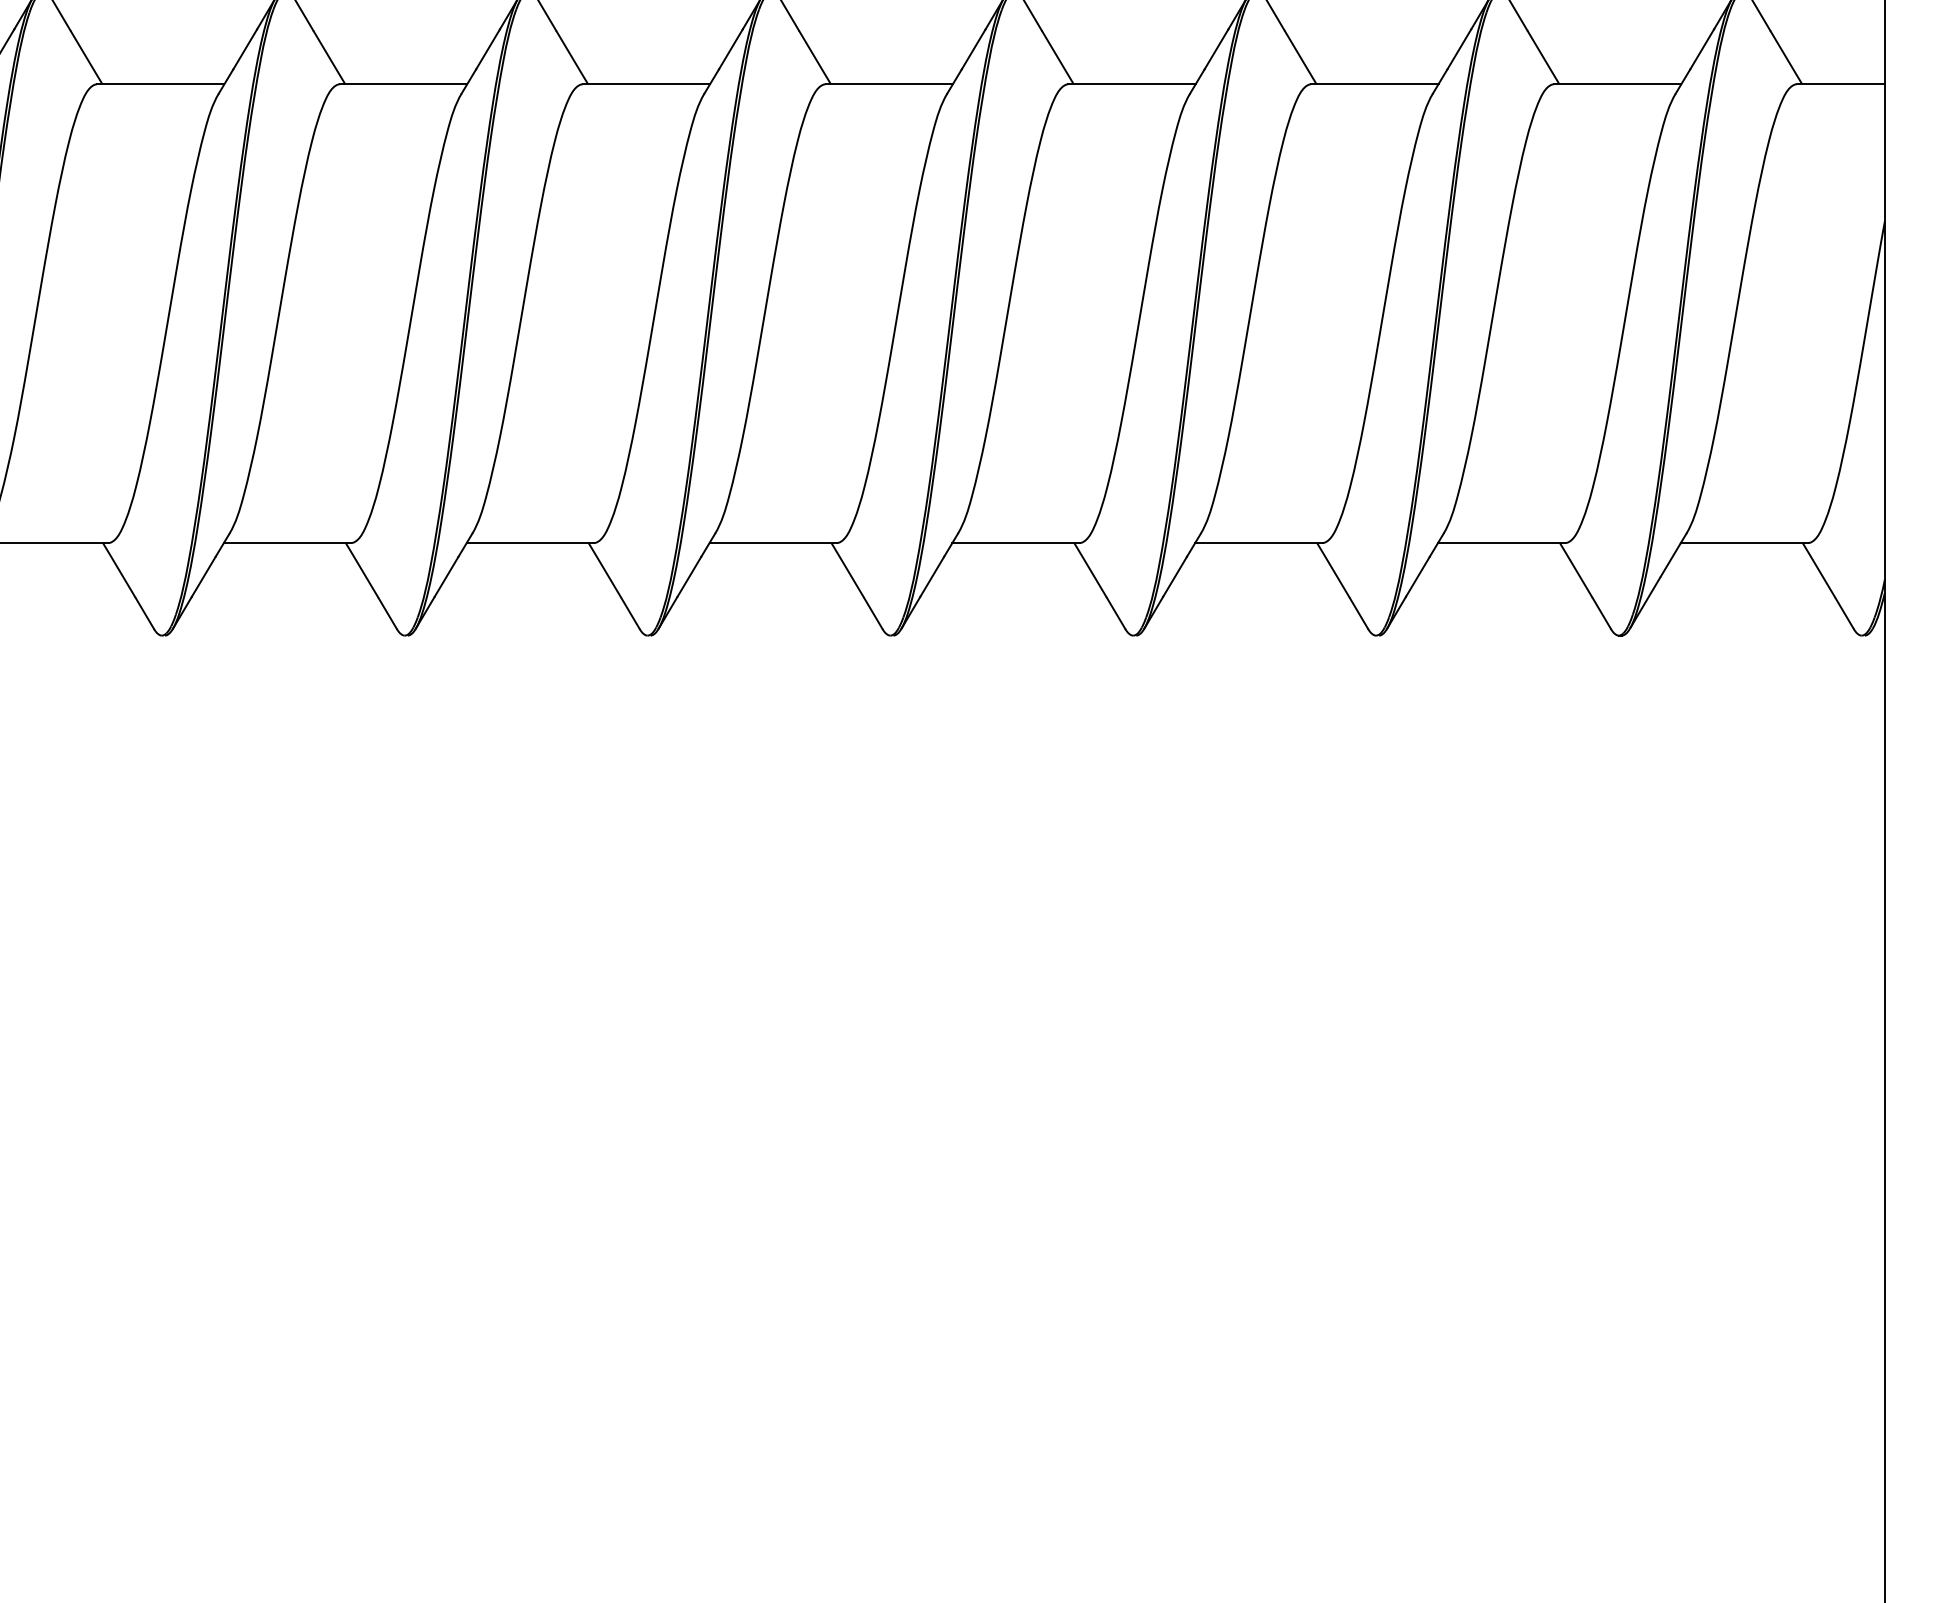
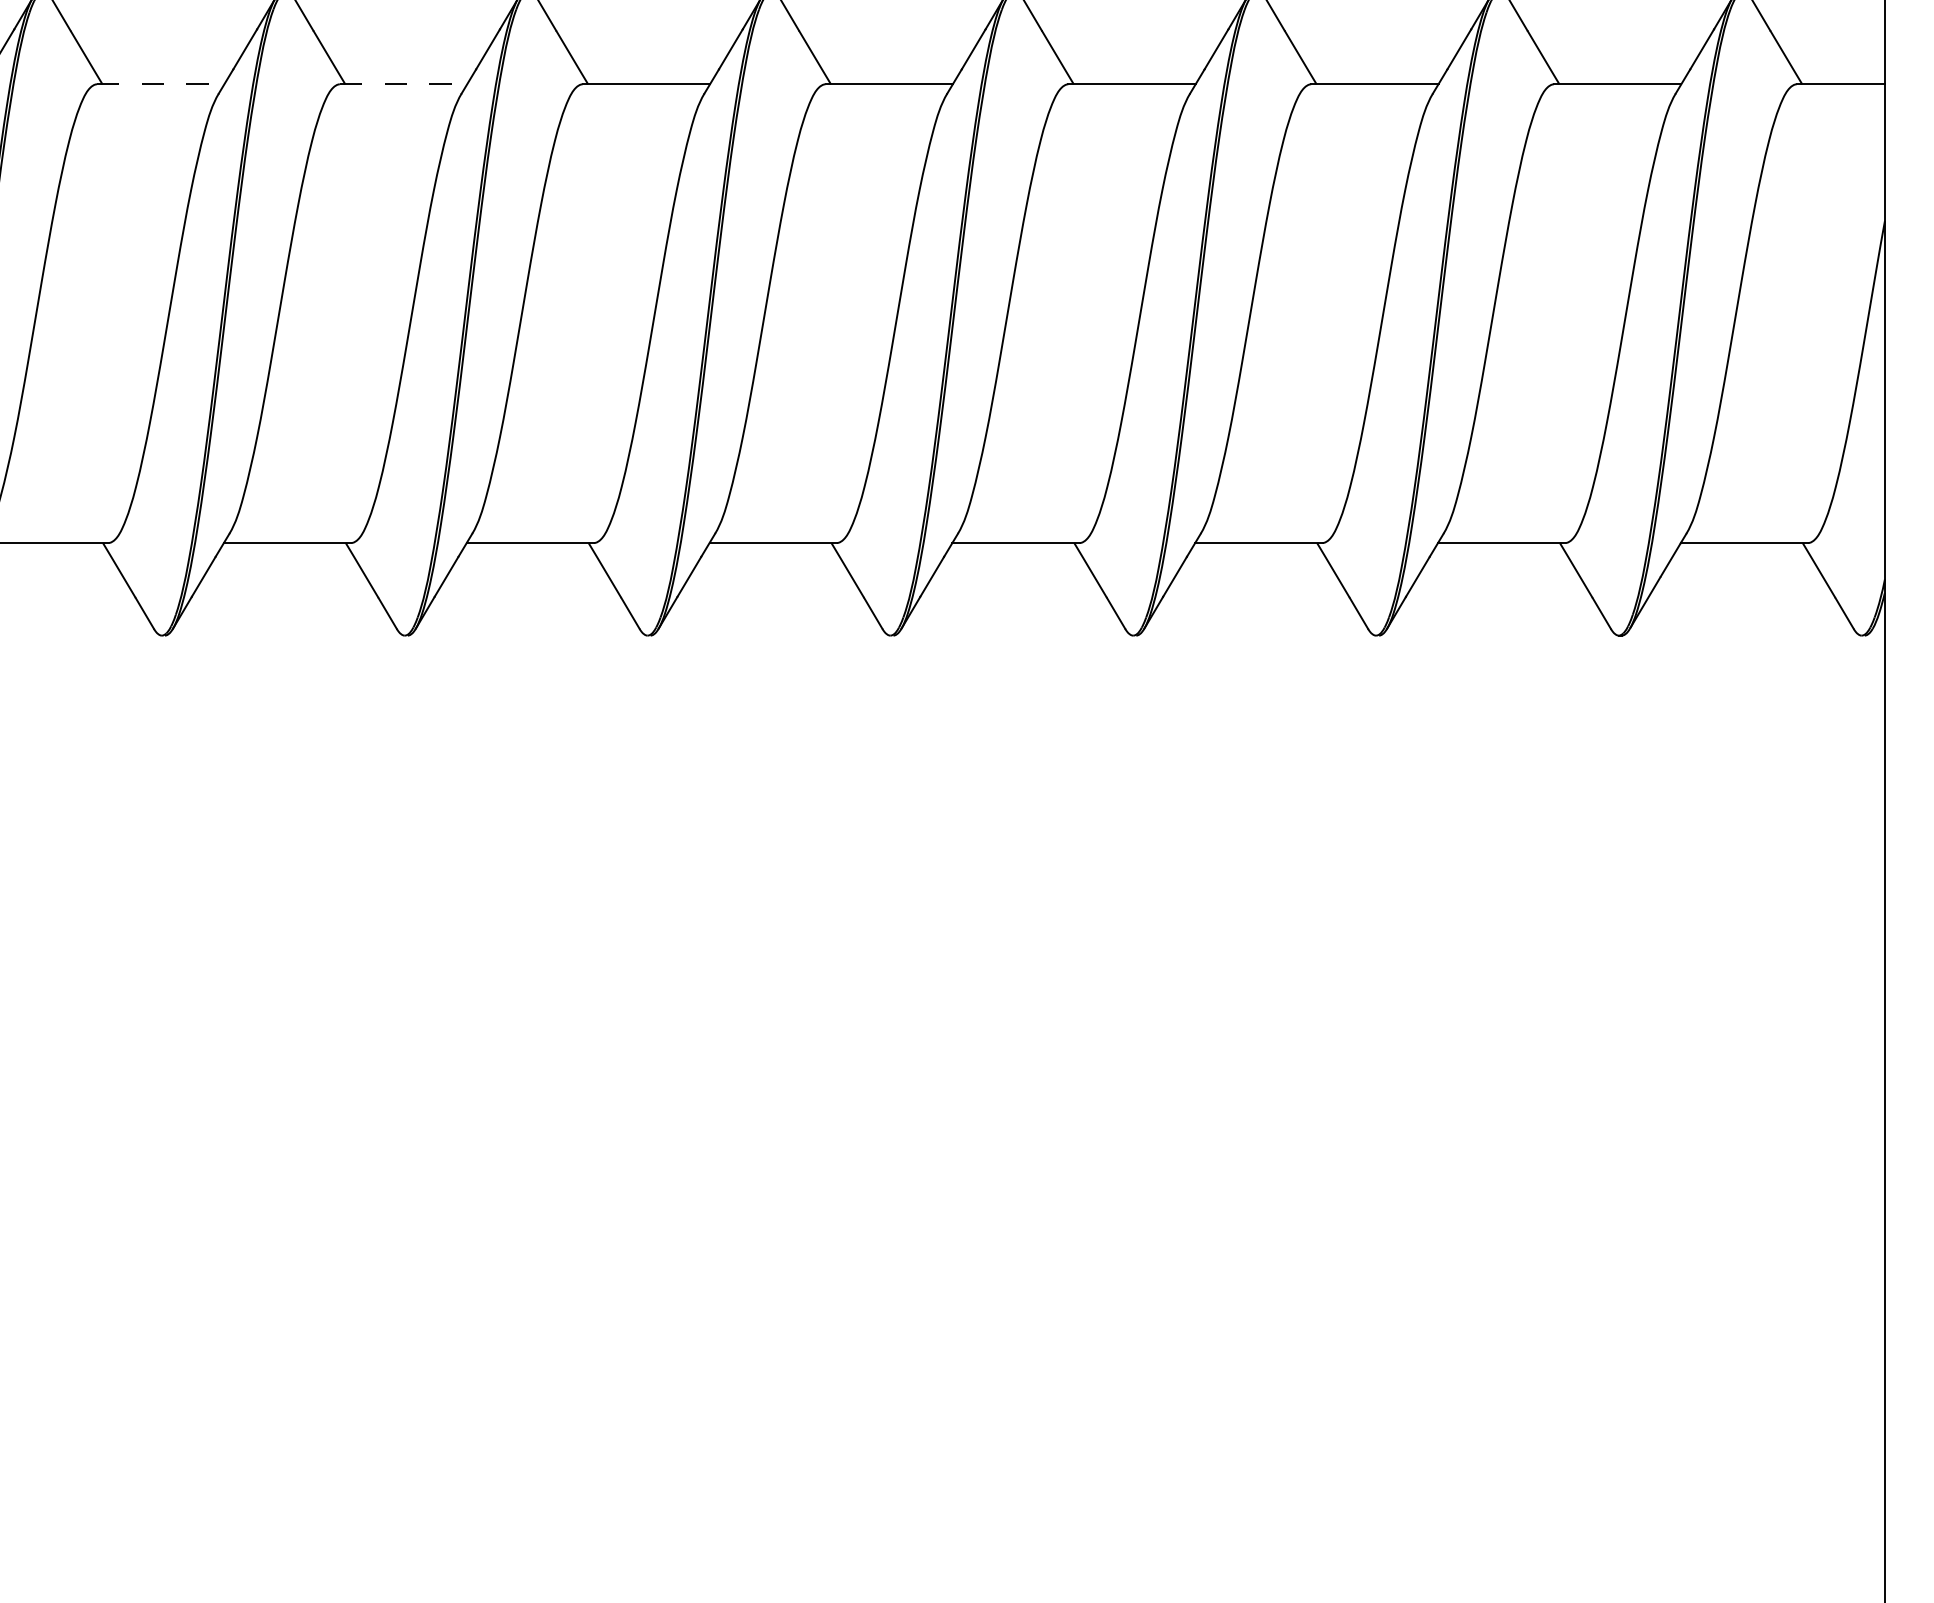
line: solid -> dashed (160, 84)
line: solid -> dashed (403, 84)
